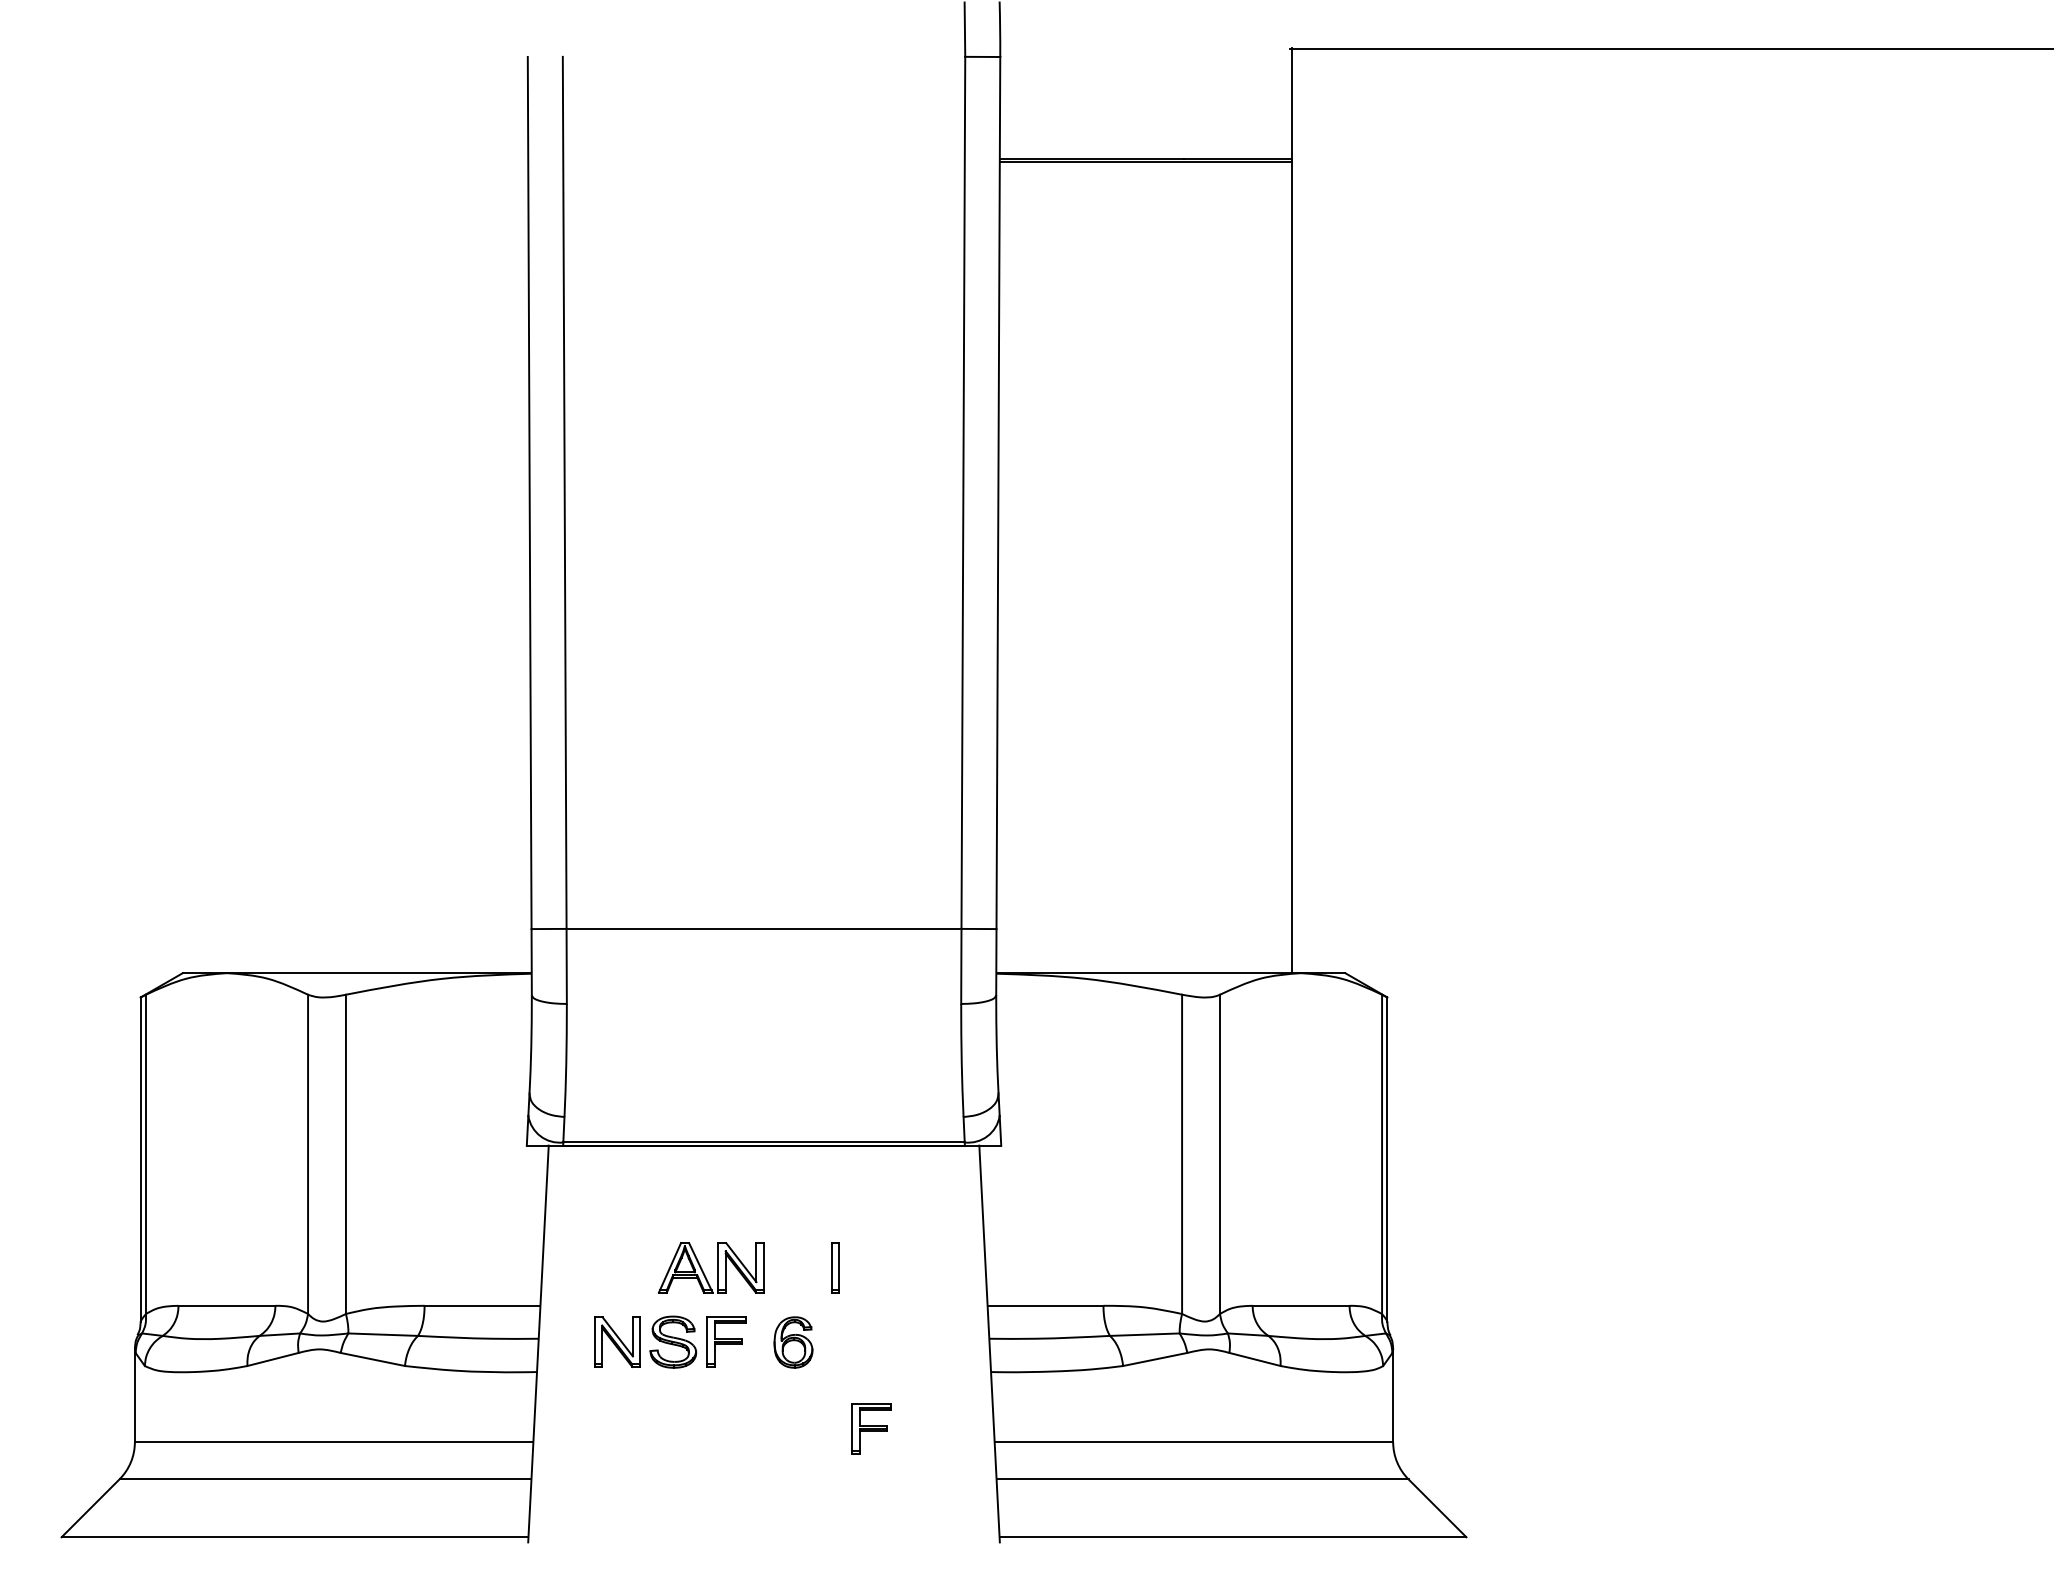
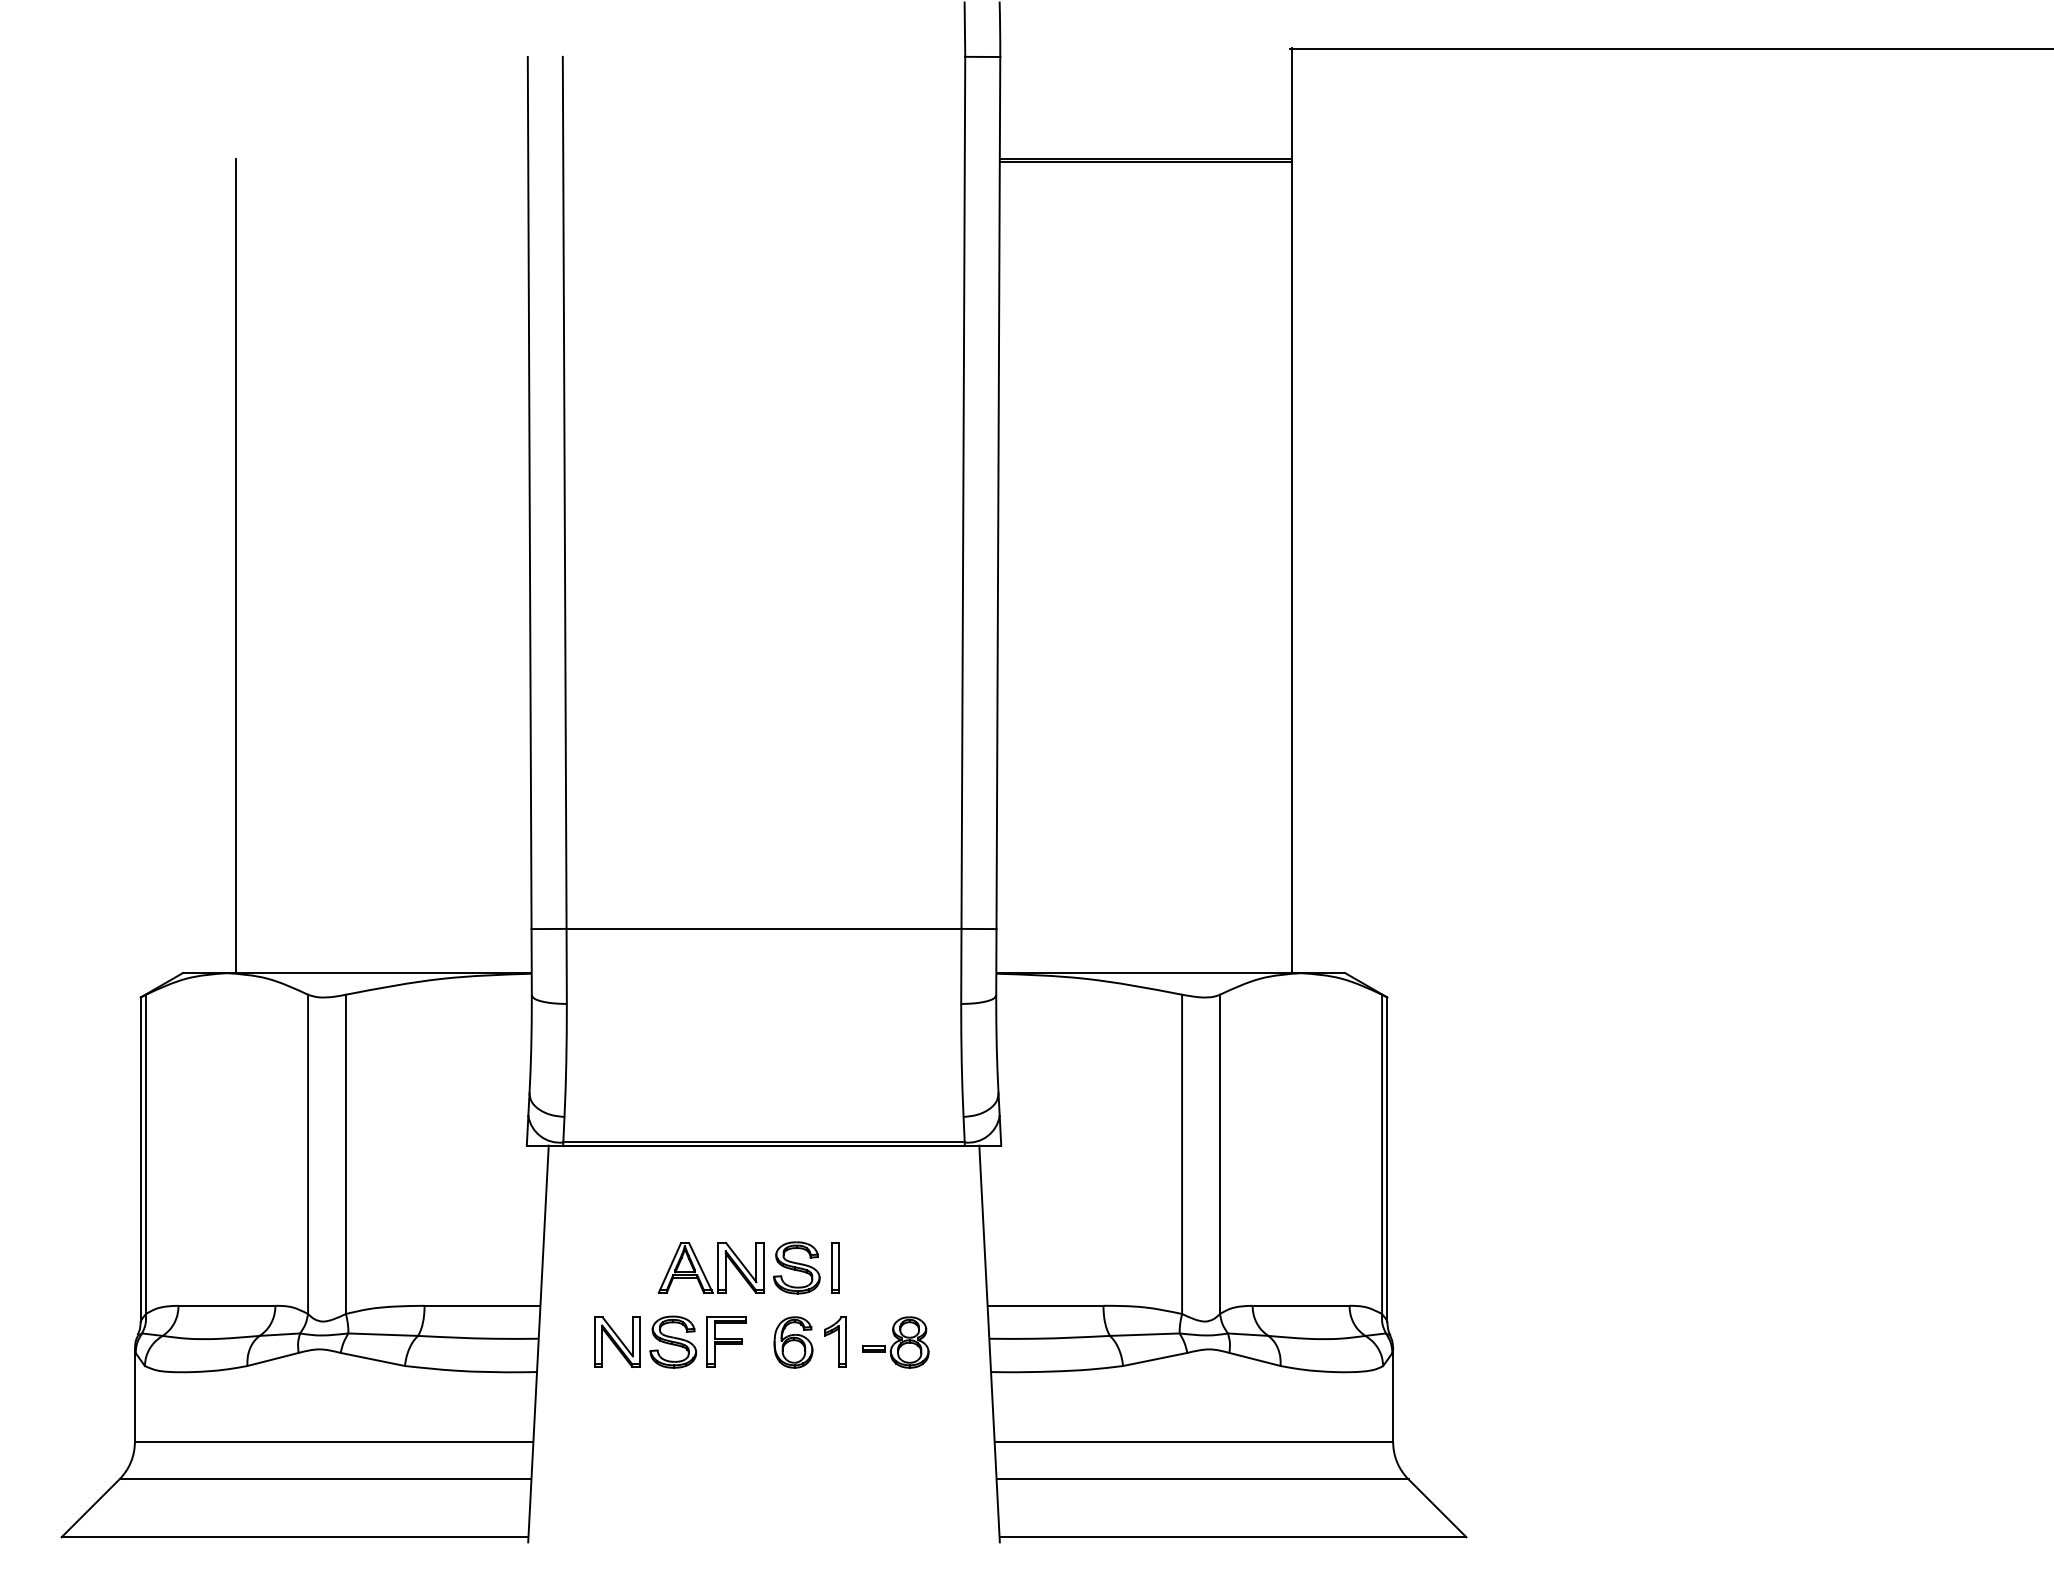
line: none -> present (236, 565)
part: none -> present (796, 1267)
part: none -> present (835, 1341)
part: none -> present (895, 1342)
part: present -> none (871, 1428)
